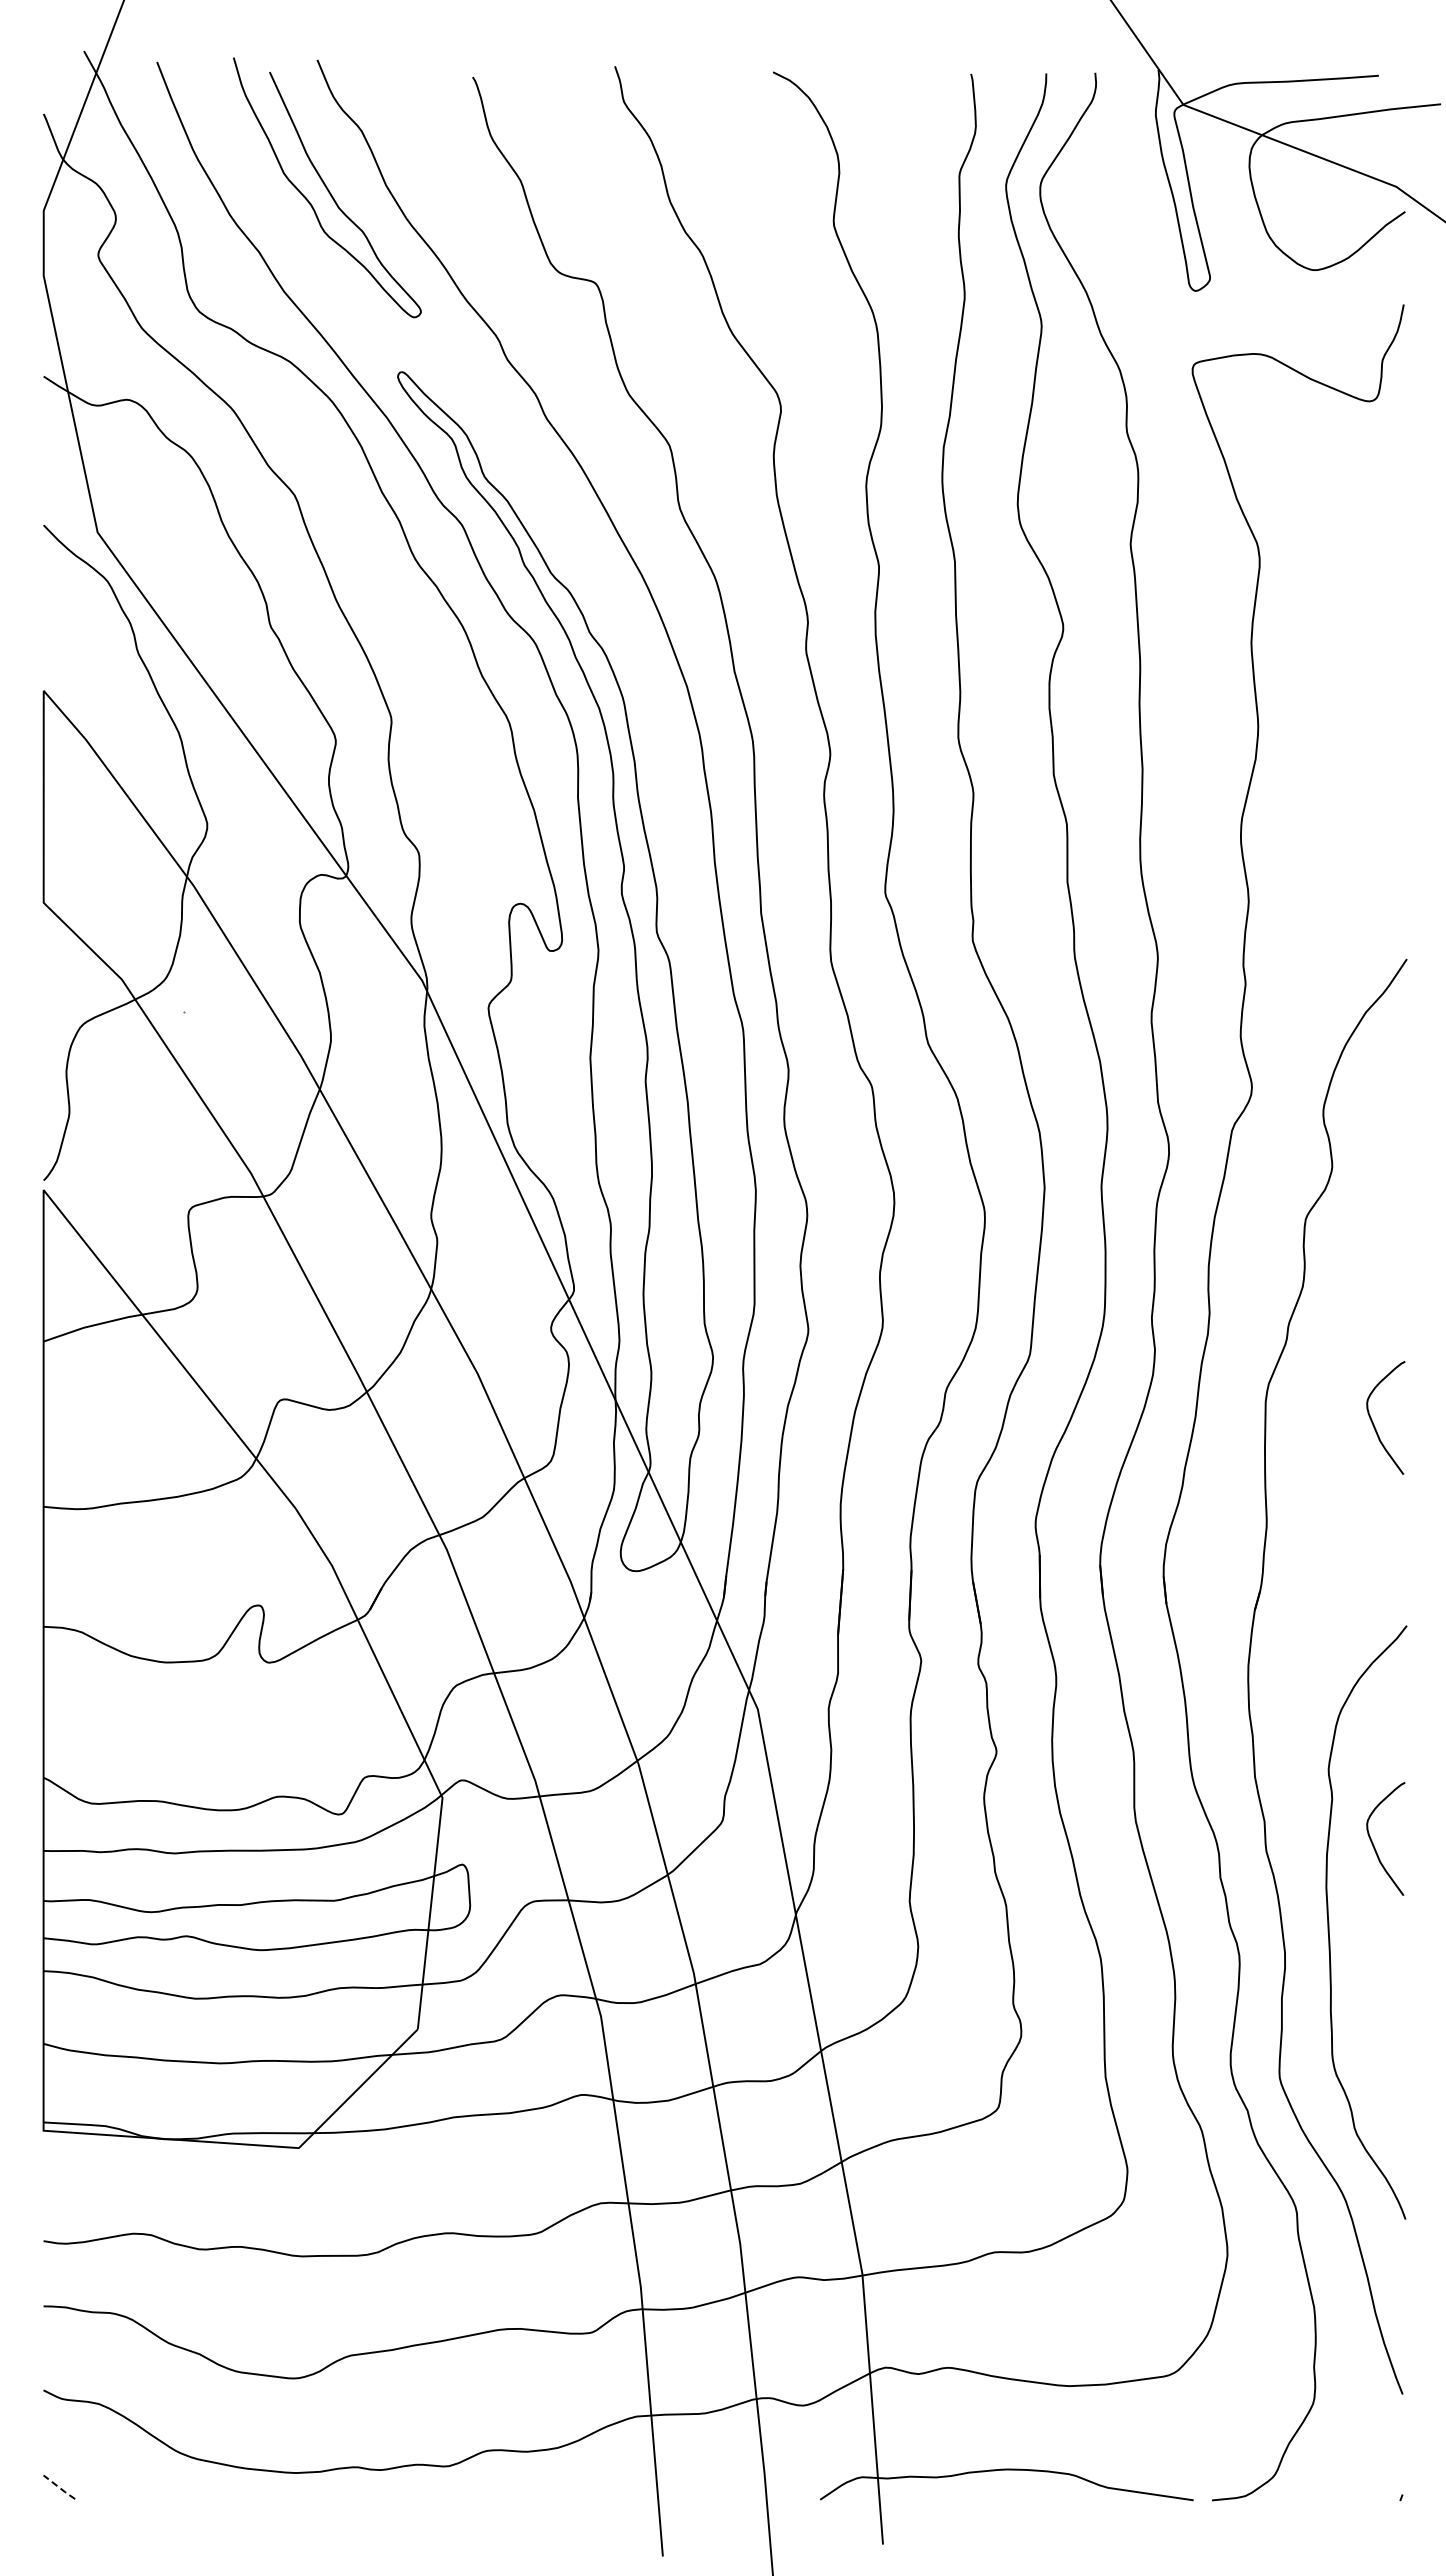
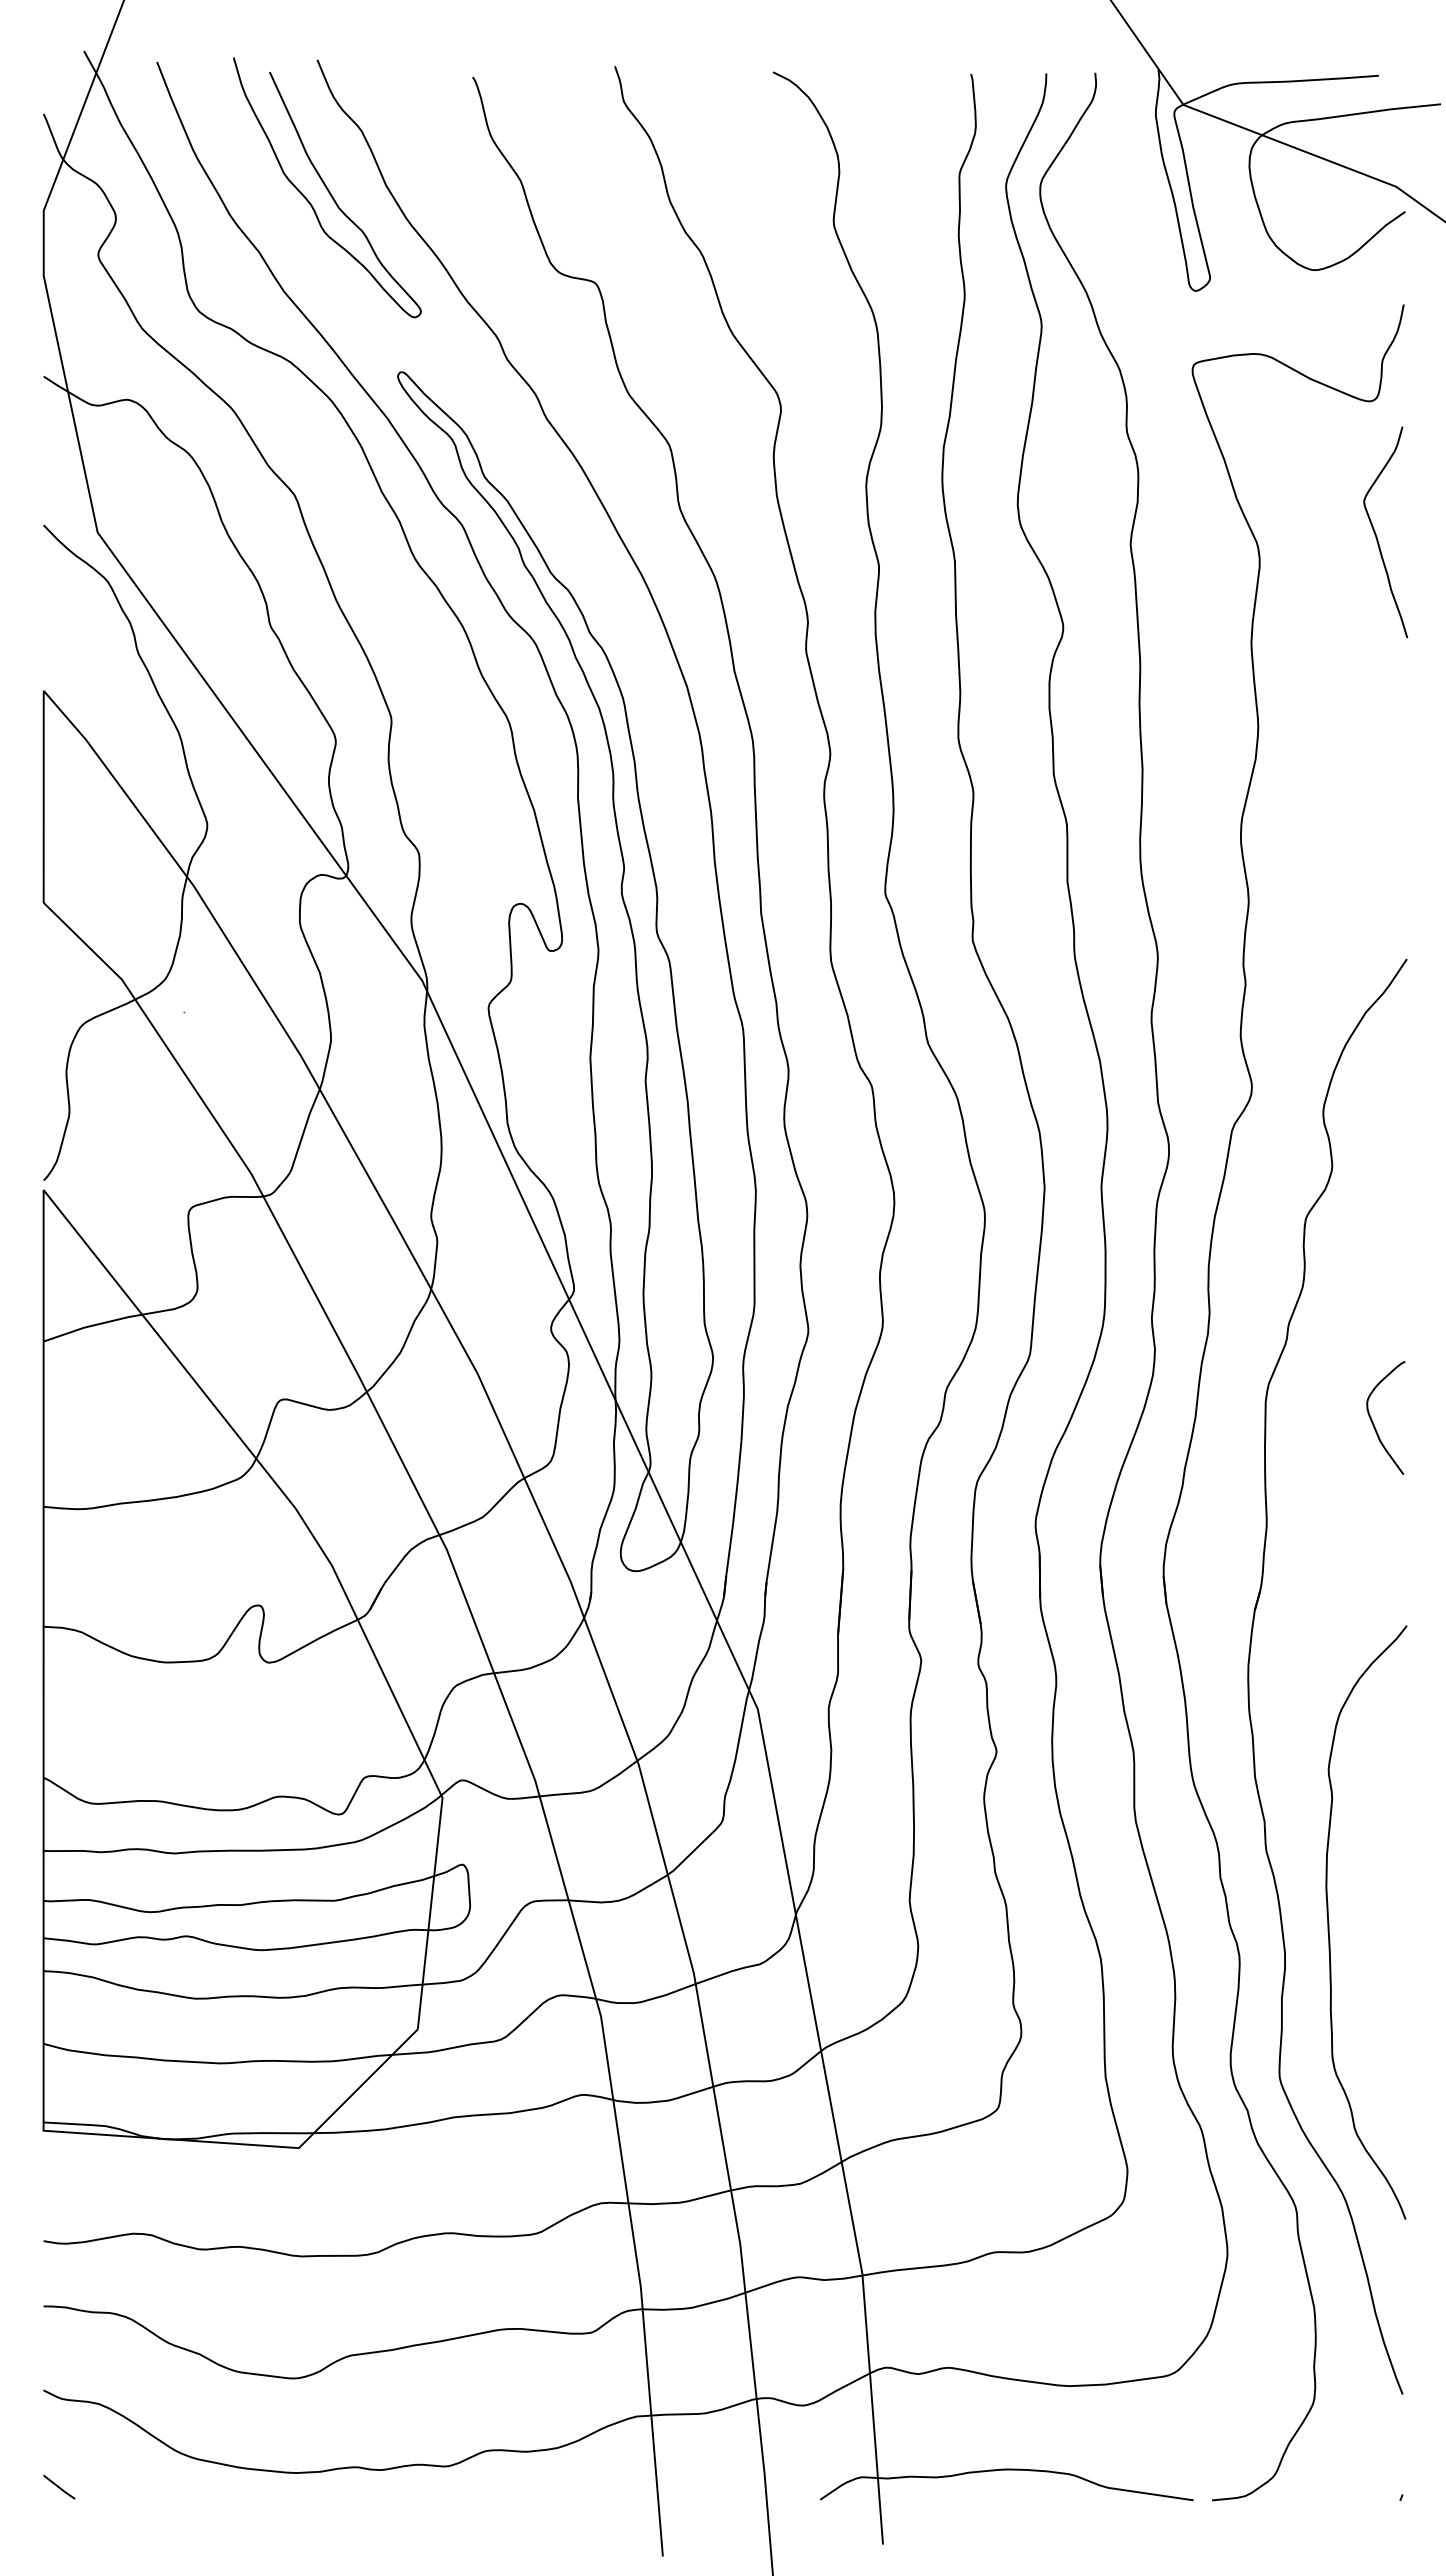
curve: none -> present (1377, 536)
curve: present -> none (1373, 1843)
line: dashed -> solid (58, 2487)
